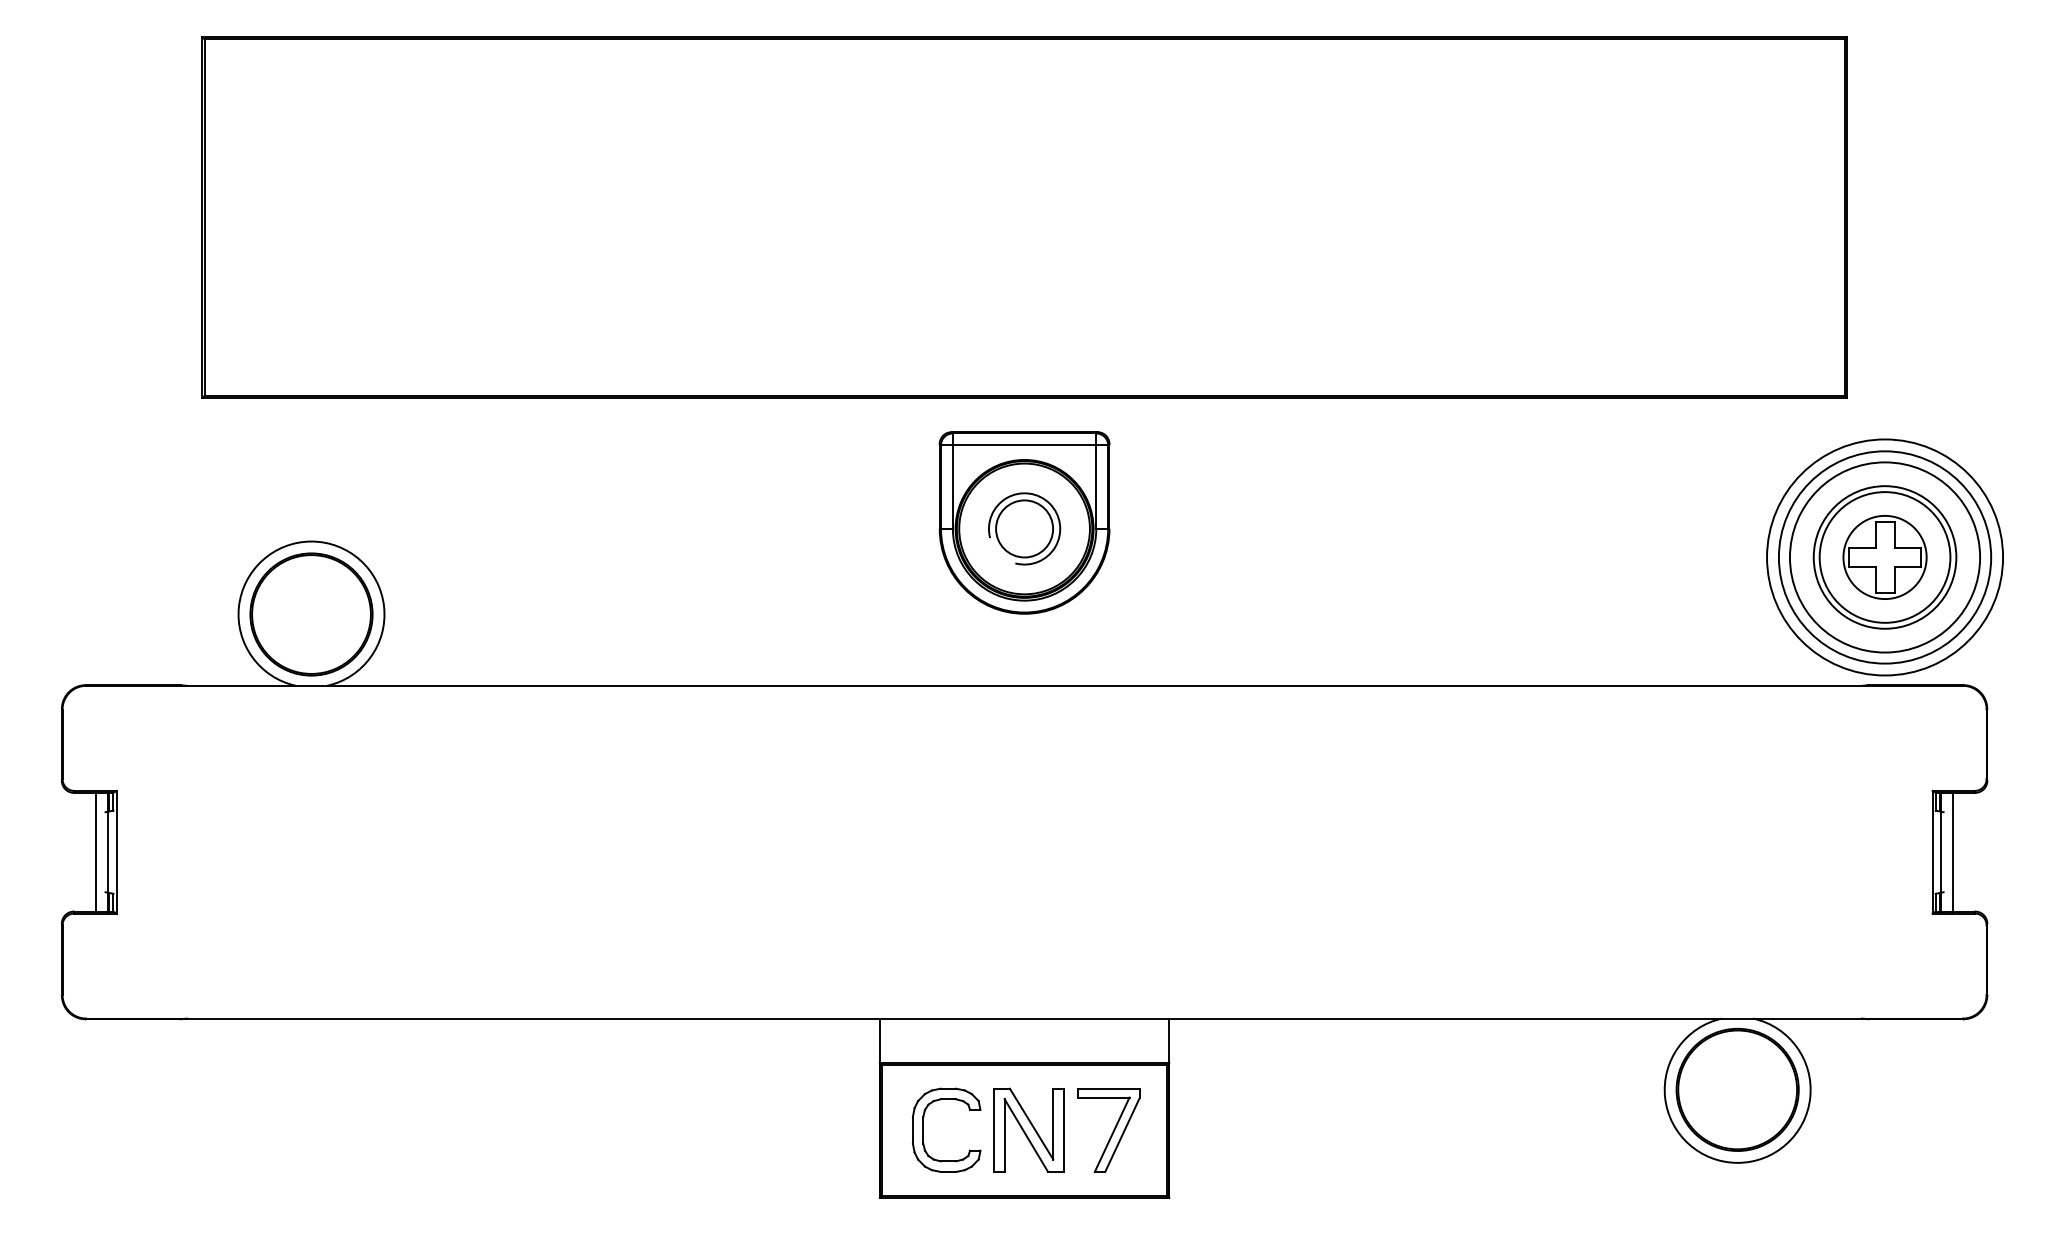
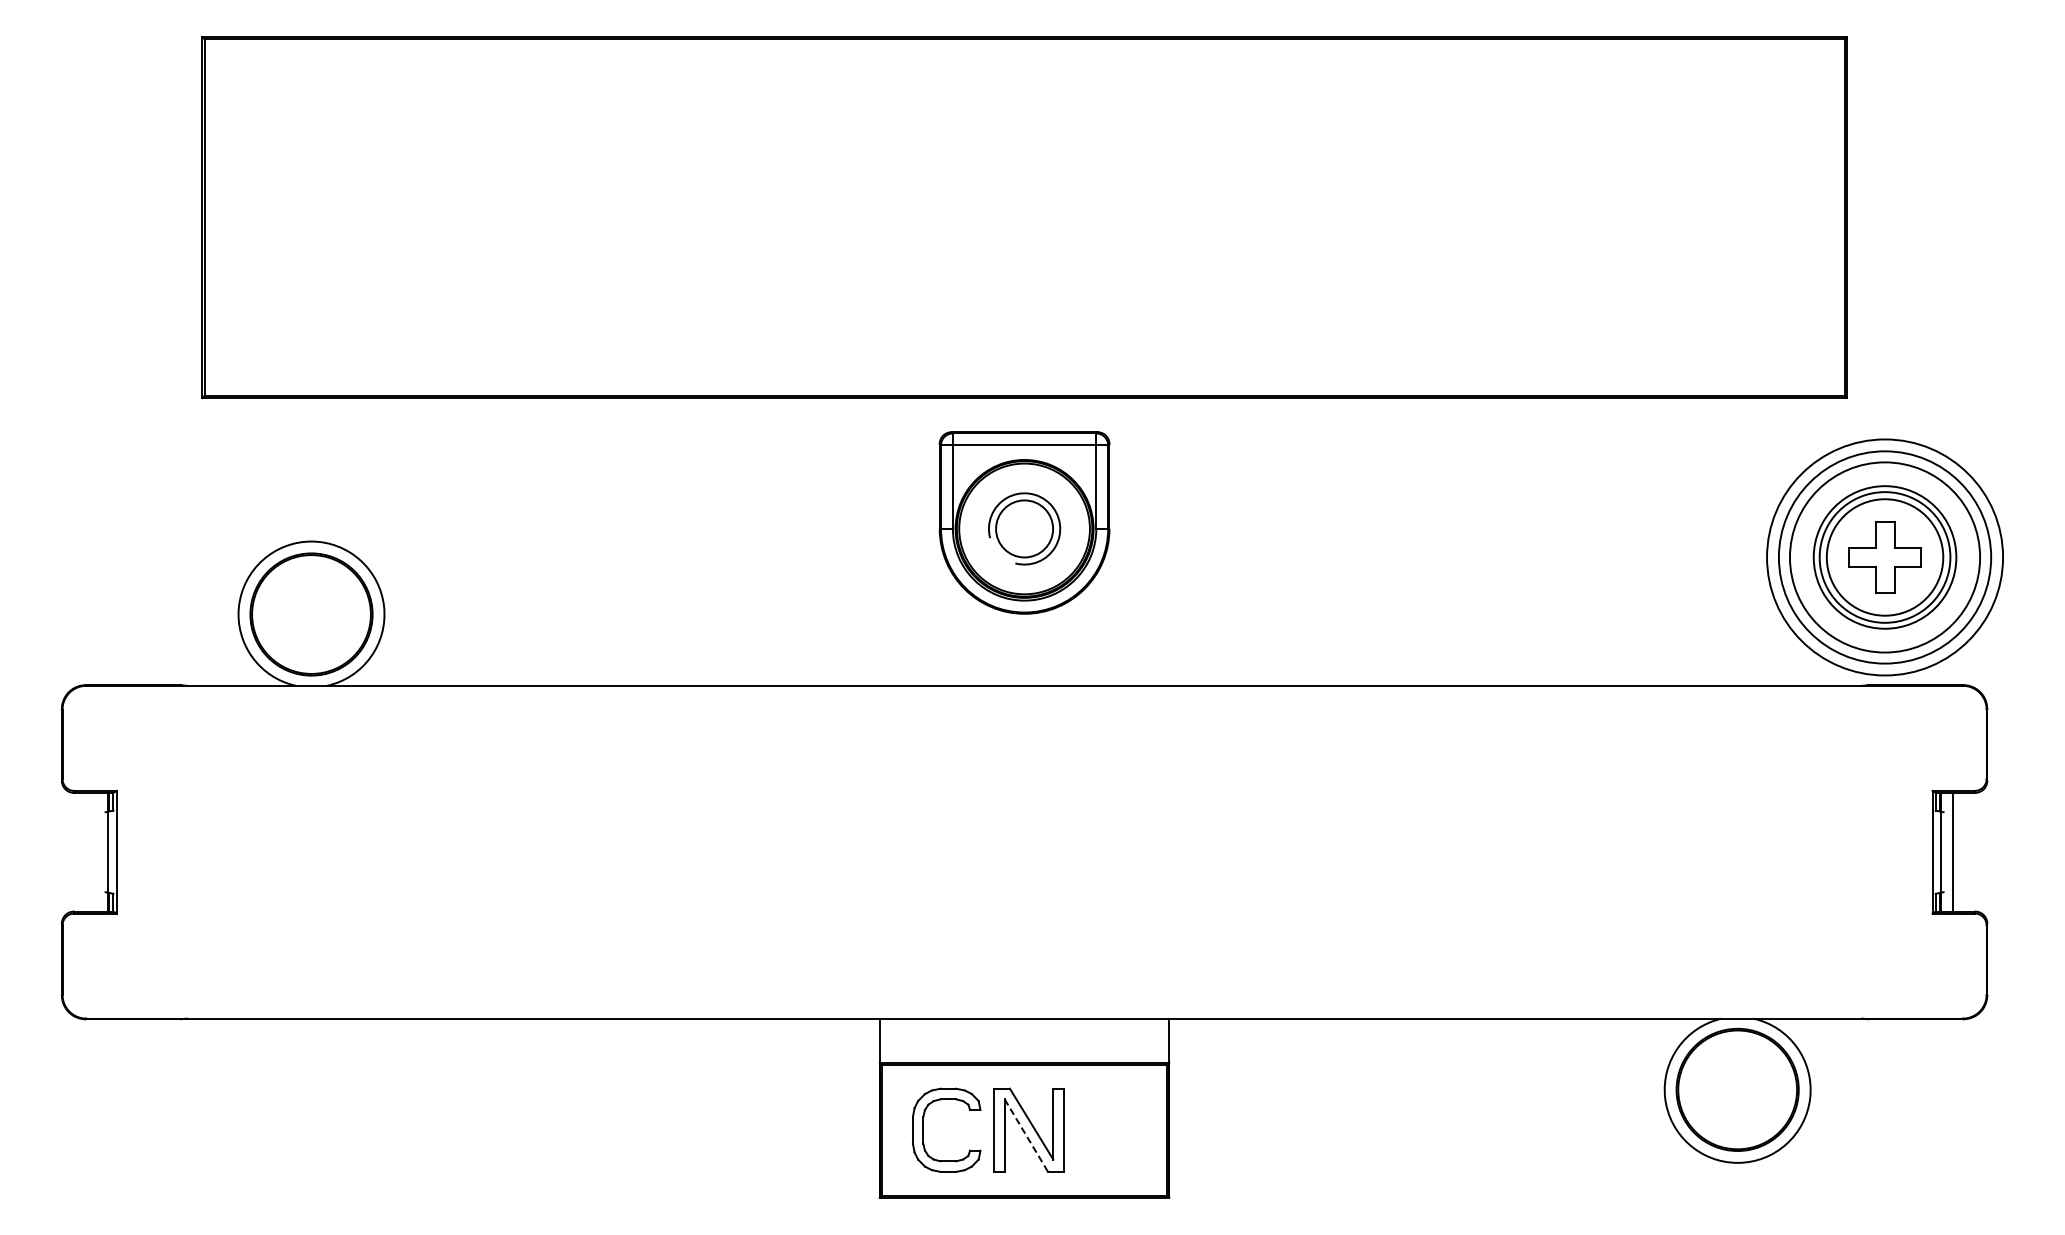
circle diameter: 83 px -> 116 px (1884, 557)
line: present -> none (95, 851)
part: present -> none (1108, 1130)
line: solid -> dashed (1026, 1136)
